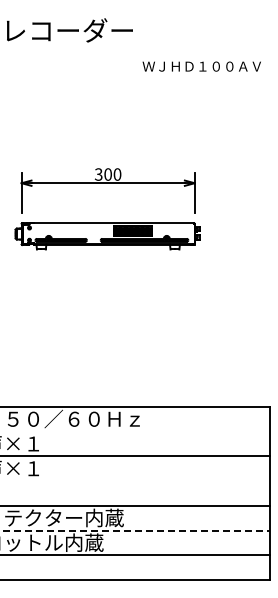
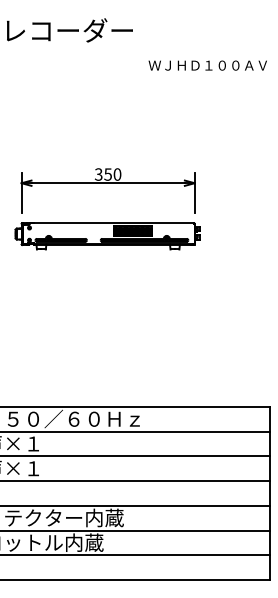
text position: (201, 66) -> (207, 65) (207, 65)
text: 300 -> 350 (107, 174)
line: none -> present (135, 431)
line: none -> present (135, 481)
line: dashed -> solid (135, 530)
